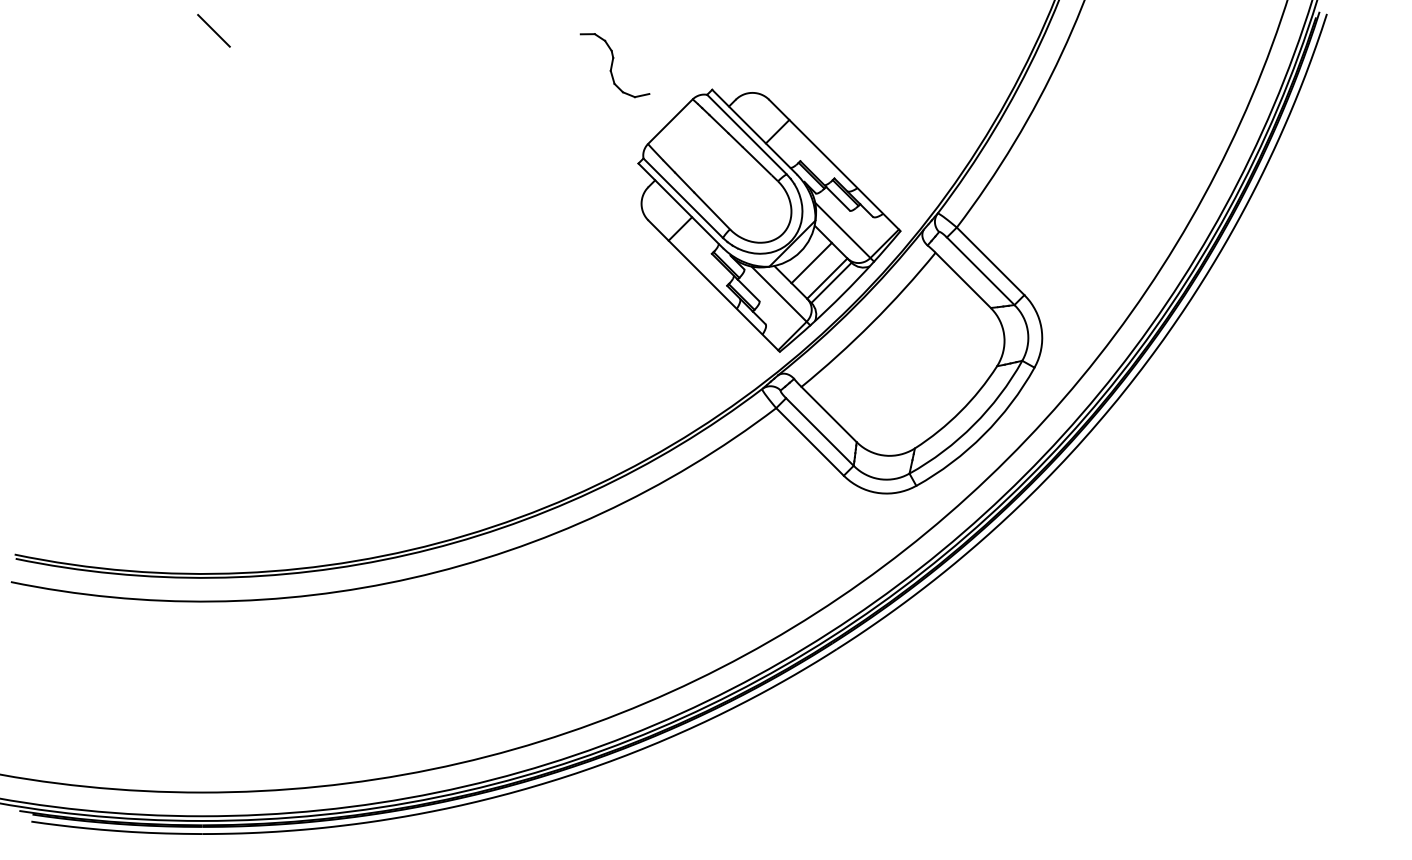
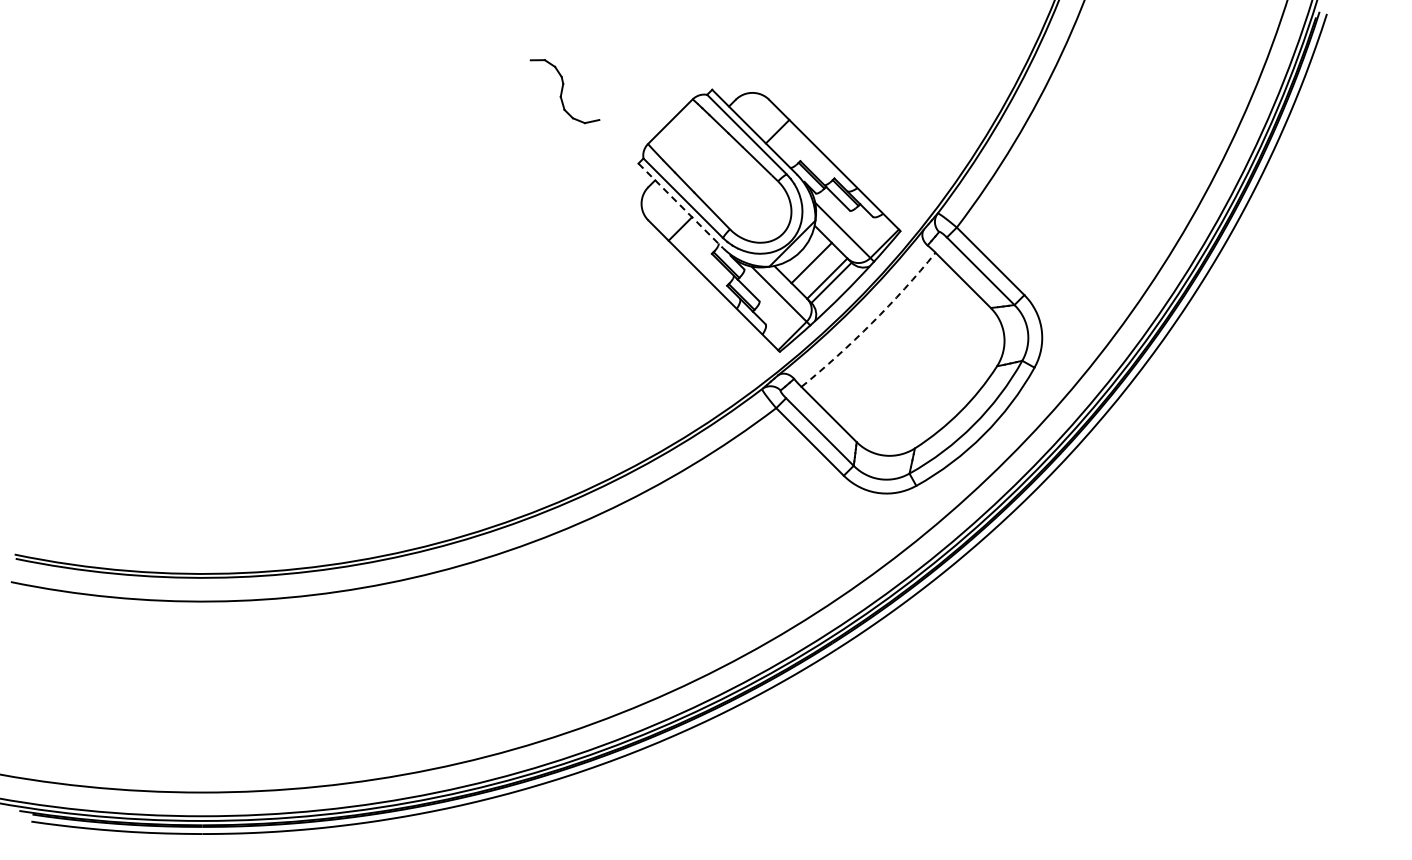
line: present -> none (213, 30)
part position: (614, 65) -> (564, 91) (564, 91)
line: solid -> dashed (680, 205)
arc: solid -> dashed (871, 323)
